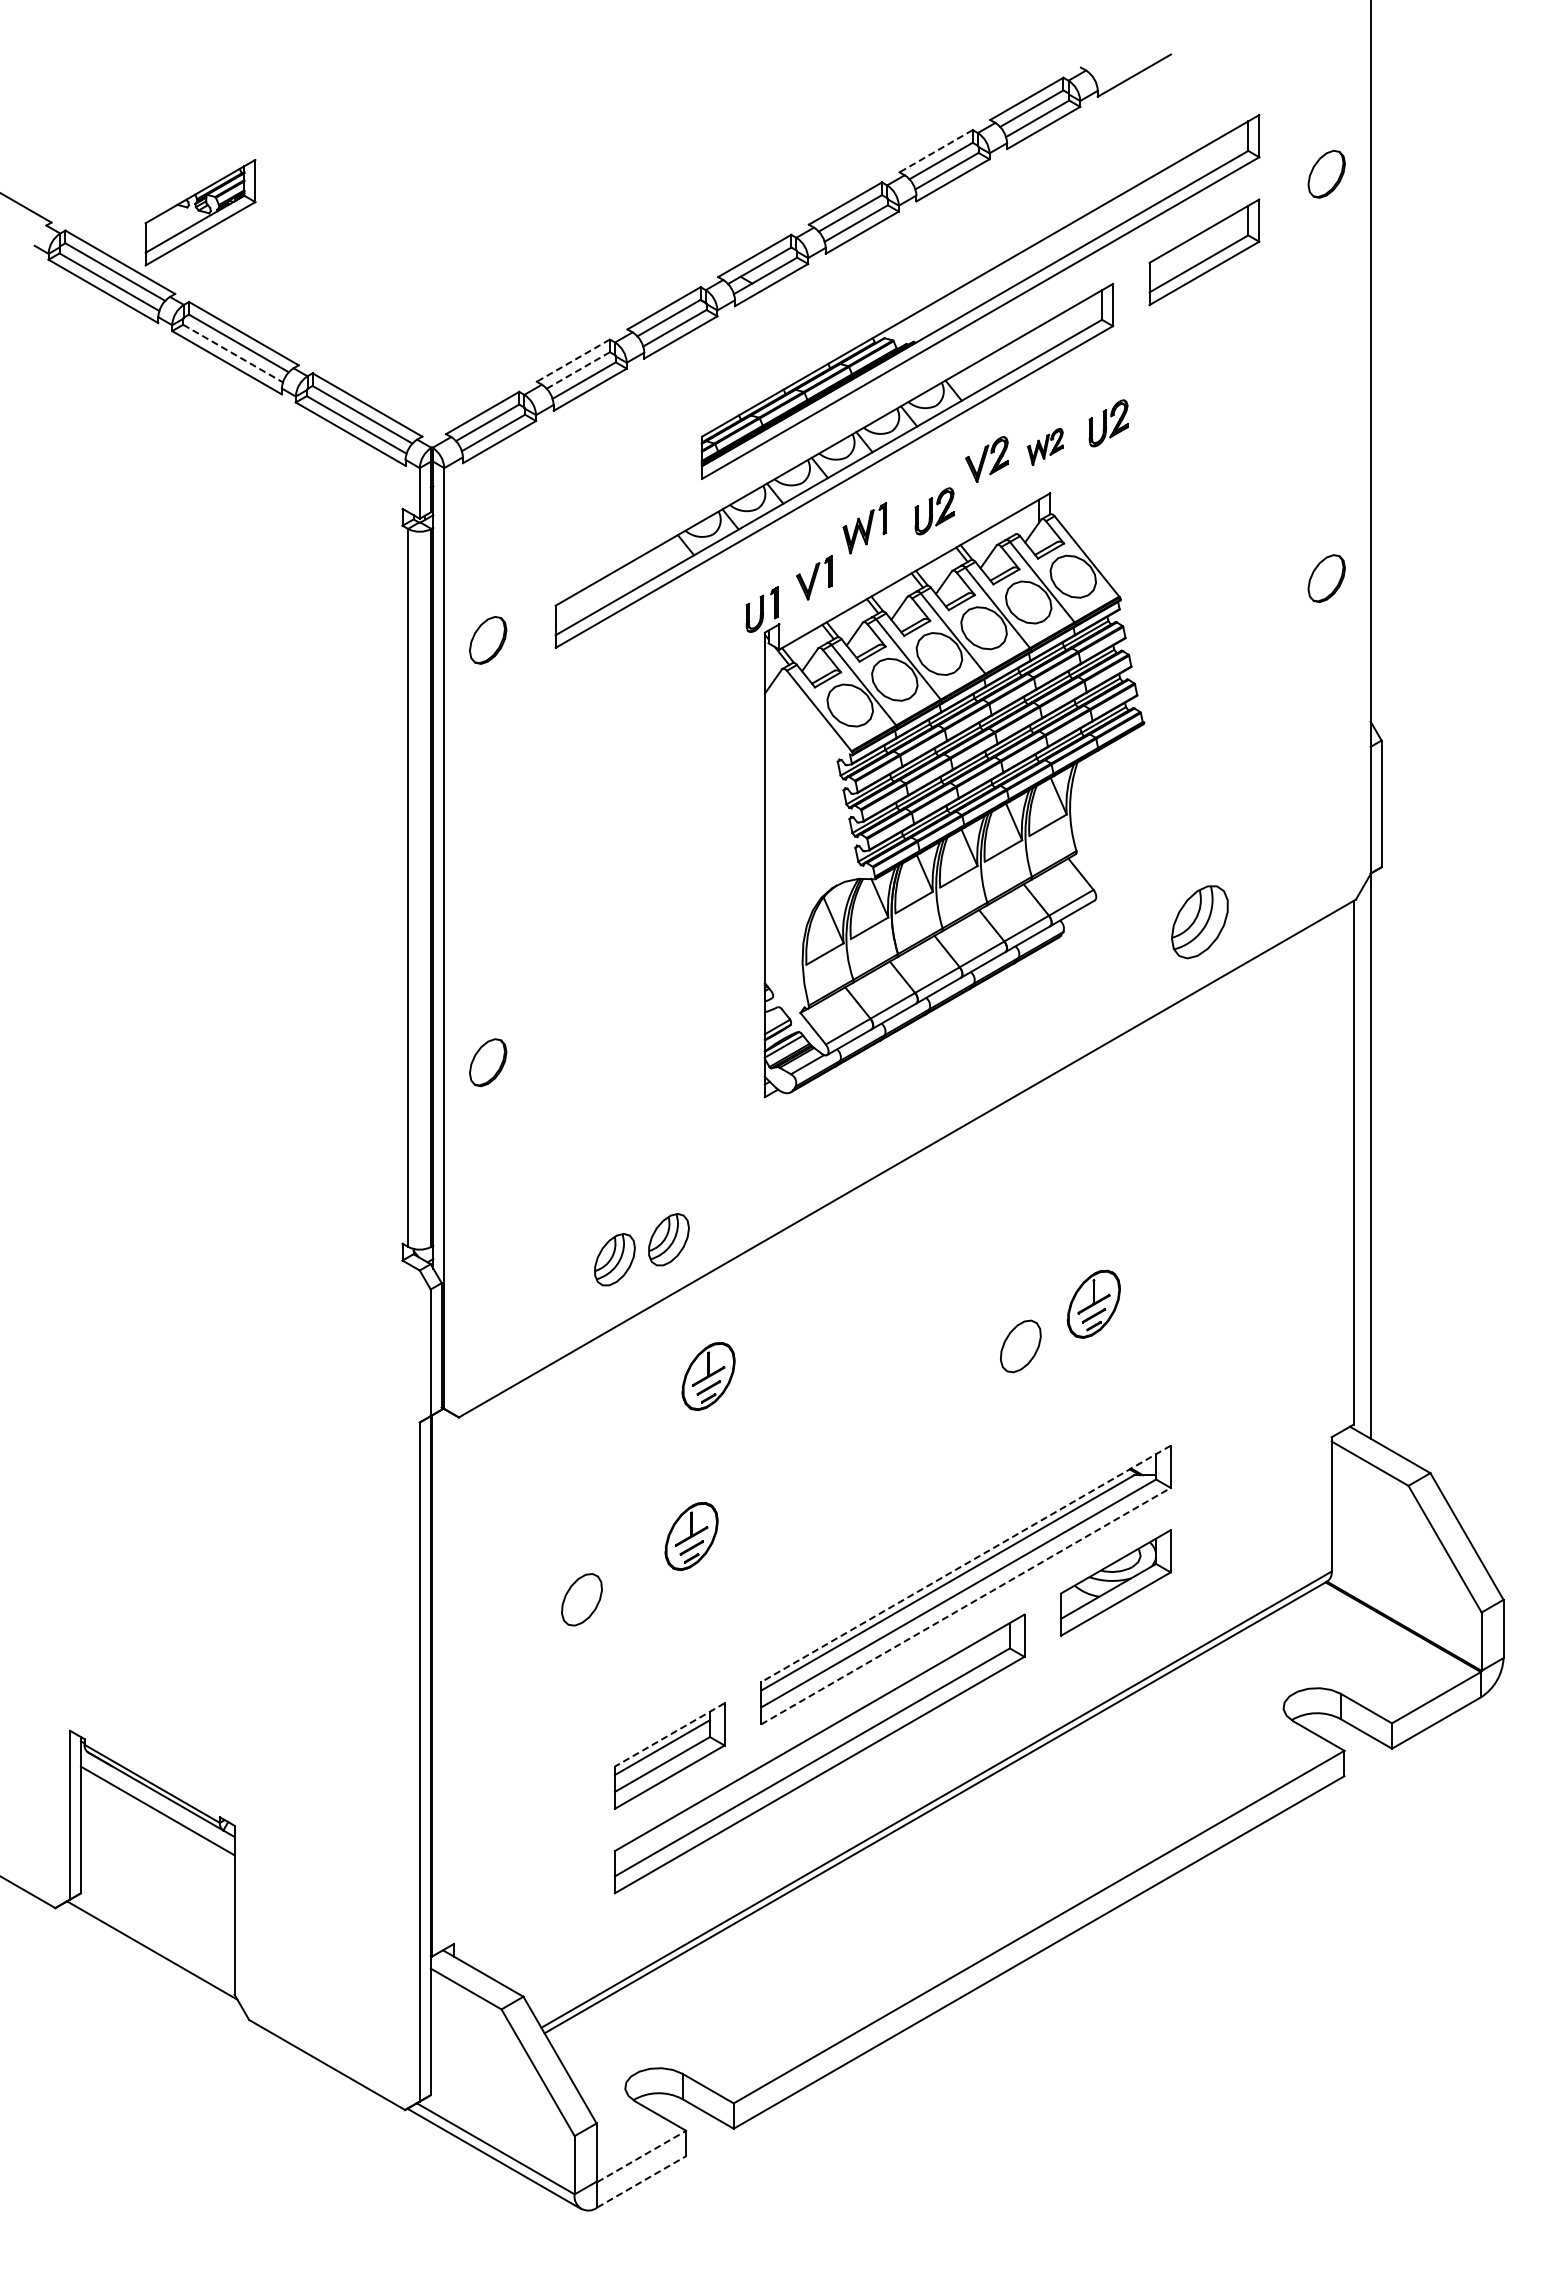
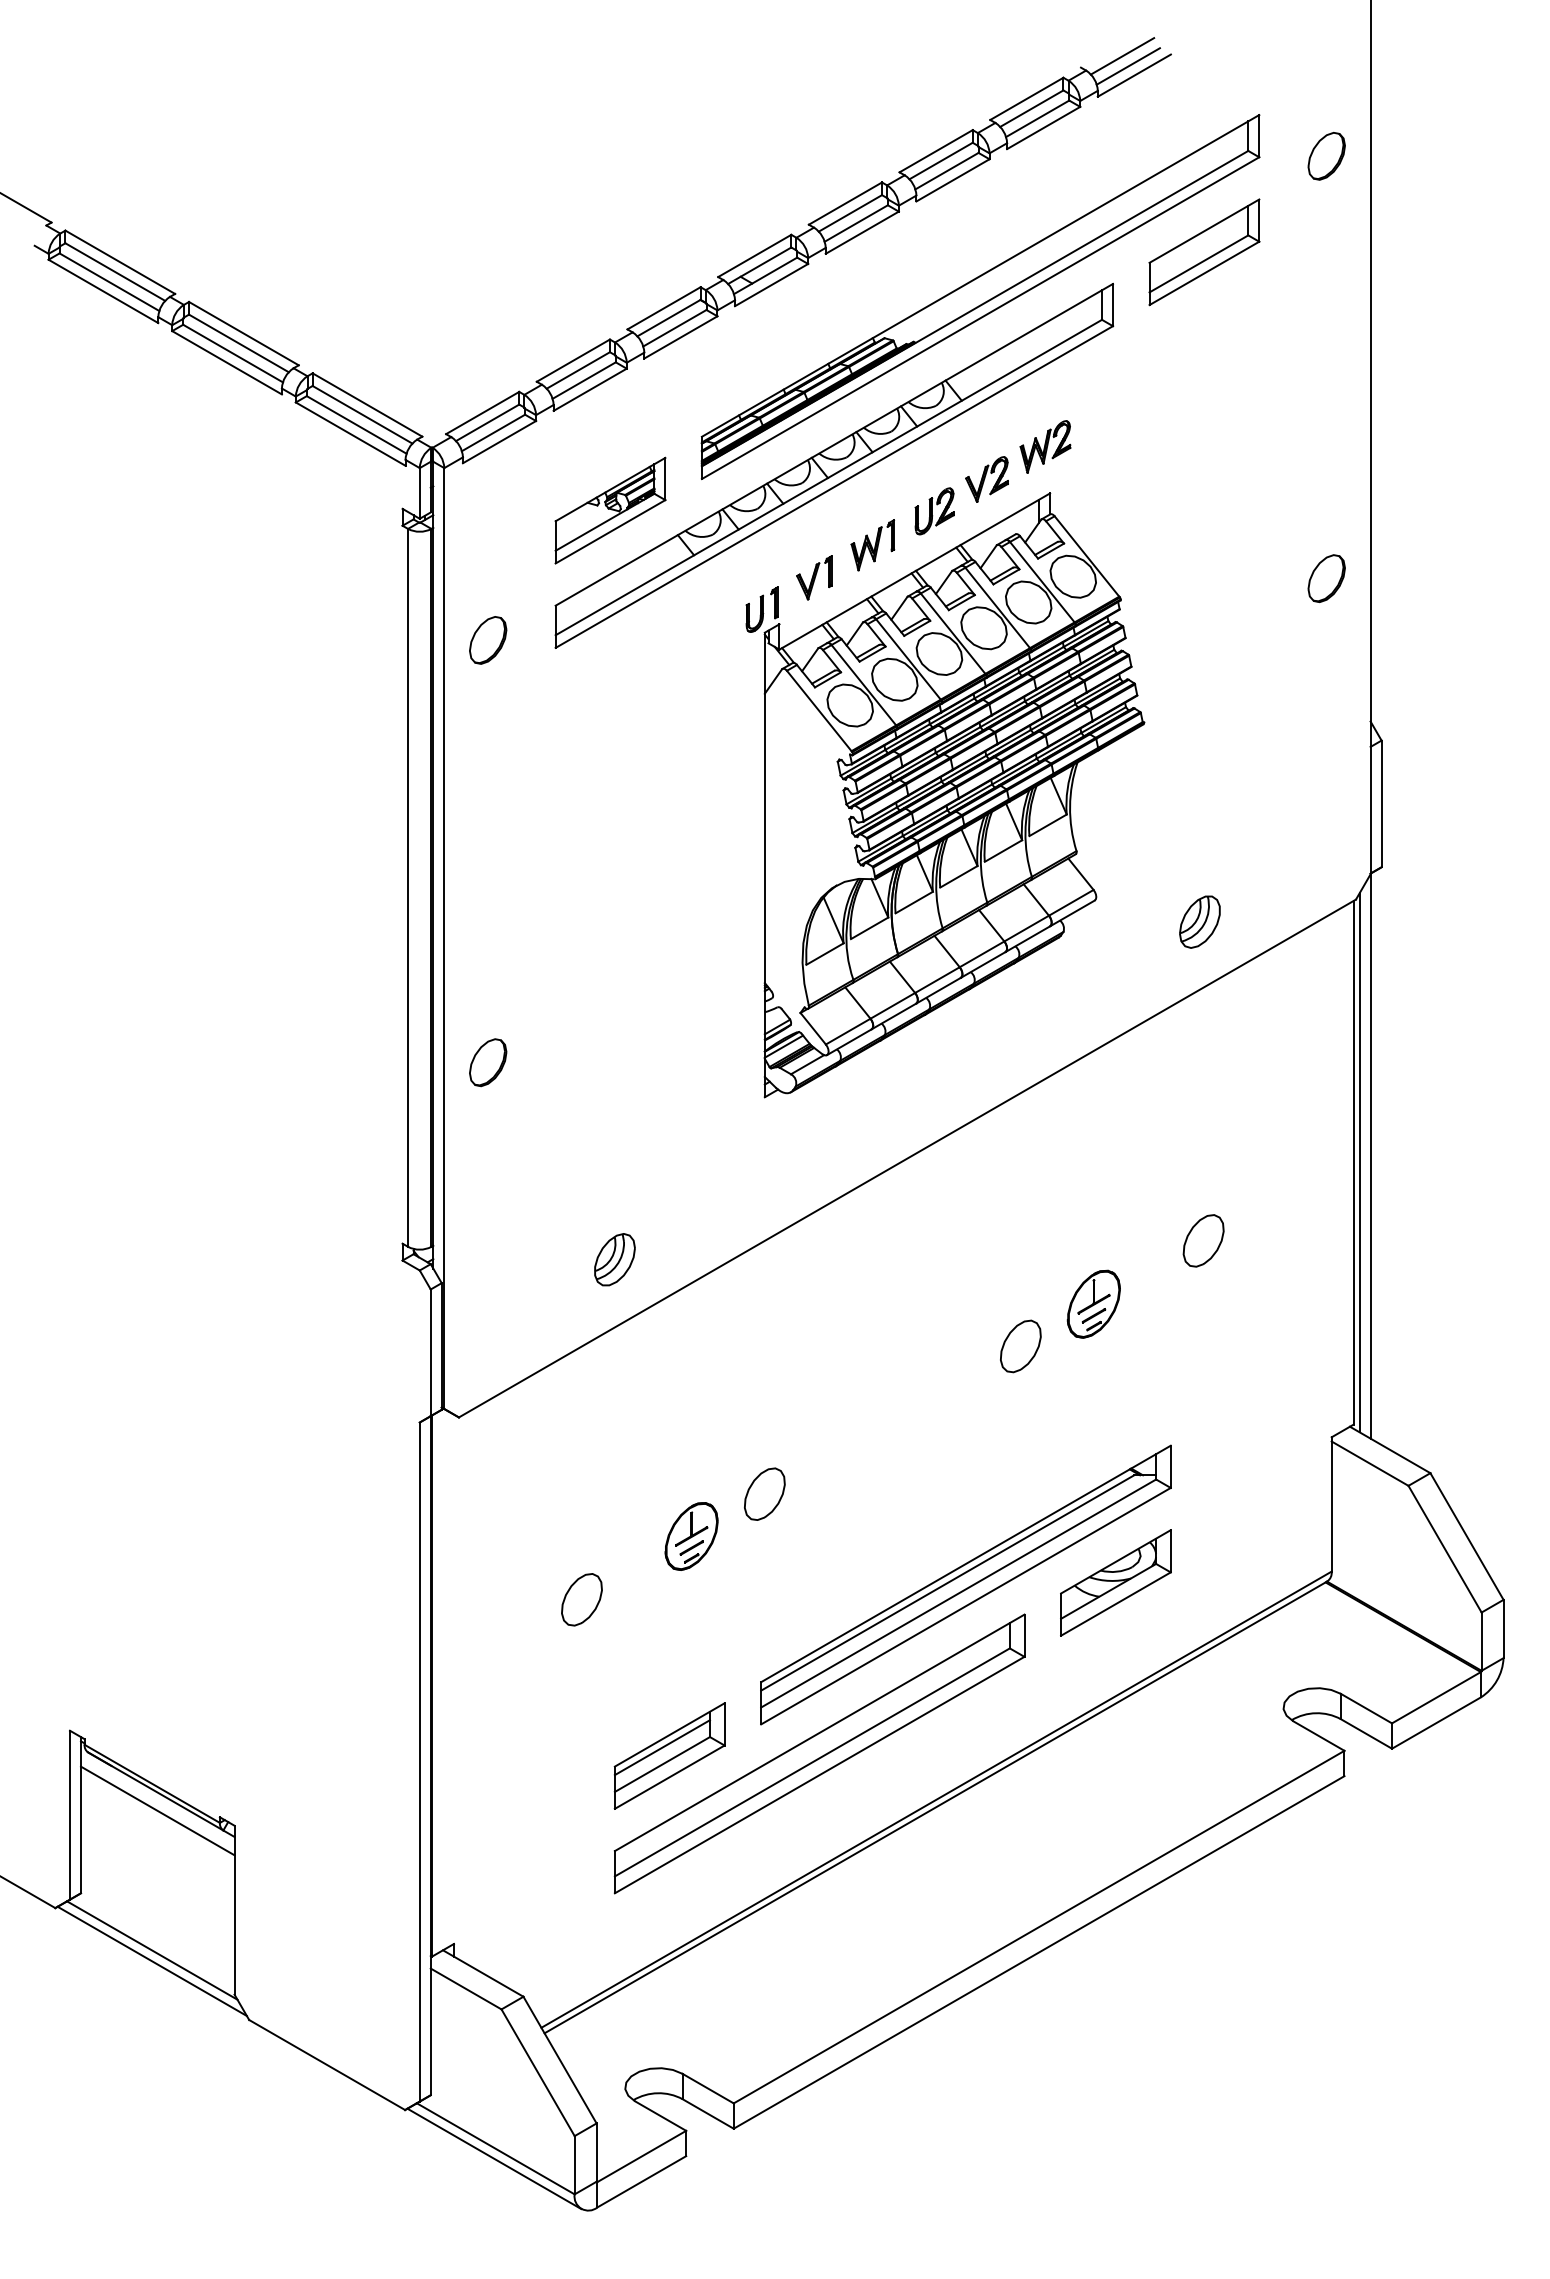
line: none -> present (1122, 56)
line: none -> present (1127, 66)
line: dashed -> solid (935, 151)
part position: (1326, 174) -> (1326, 156) (1326, 156)
part position: (200, 212) -> (610, 510) (610, 510)
line: dashed -> solid (233, 353)
line: dashed -> solid (572, 360)
line: dashed -> solid (577, 370)
part: present -> none (1108, 423)
part size: 37x39 px -> 53x54 px (1045, 446)
part position: (986, 459) -> (986, 479) (986, 479)
part position: (864, 528) -> (872, 545) (872, 545)
part size: 58x75 px -> 42x54 px (1199, 921)
line: none -> present (1359, 1162)
part: present -> none (668, 1239)
part: none -> present (1203, 1240)
part: present -> none (708, 1376)
part: none -> present (764, 1493)
line: dashed -> solid (965, 1564)
line: dashed -> solid (966, 1605)
line: dashed -> solid (669, 1735)
line: none -> present (151, 1961)
line: dashed -> solid (642, 2156)
line: dashed -> solid (642, 2181)
